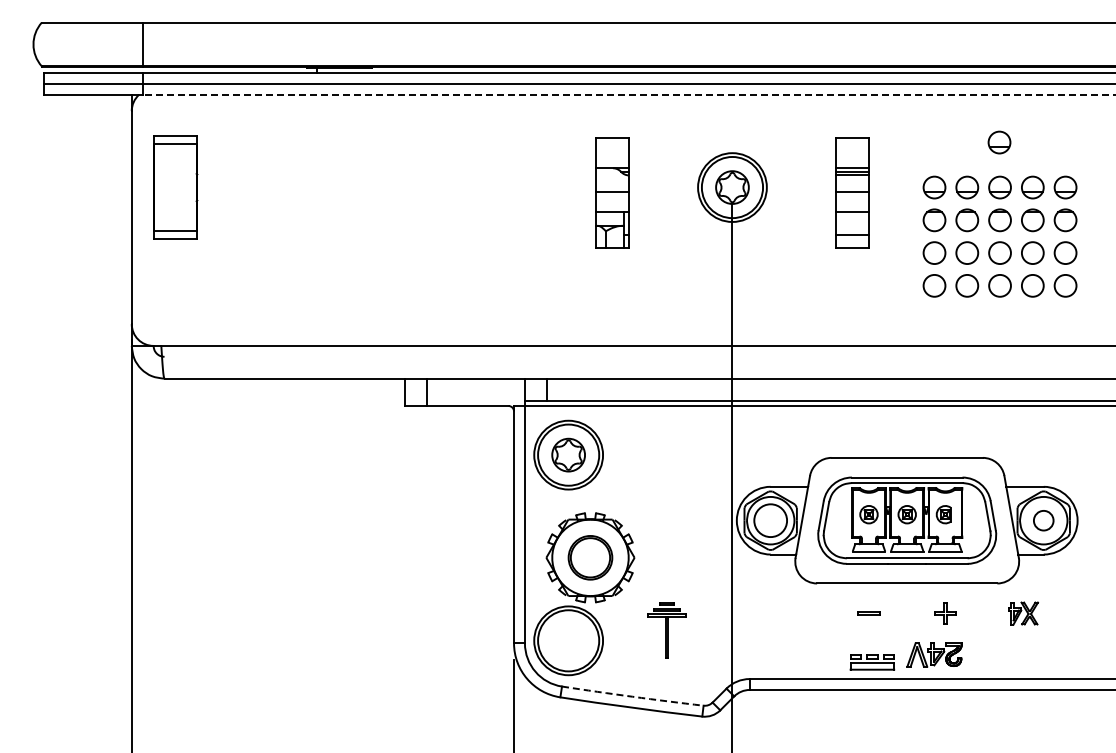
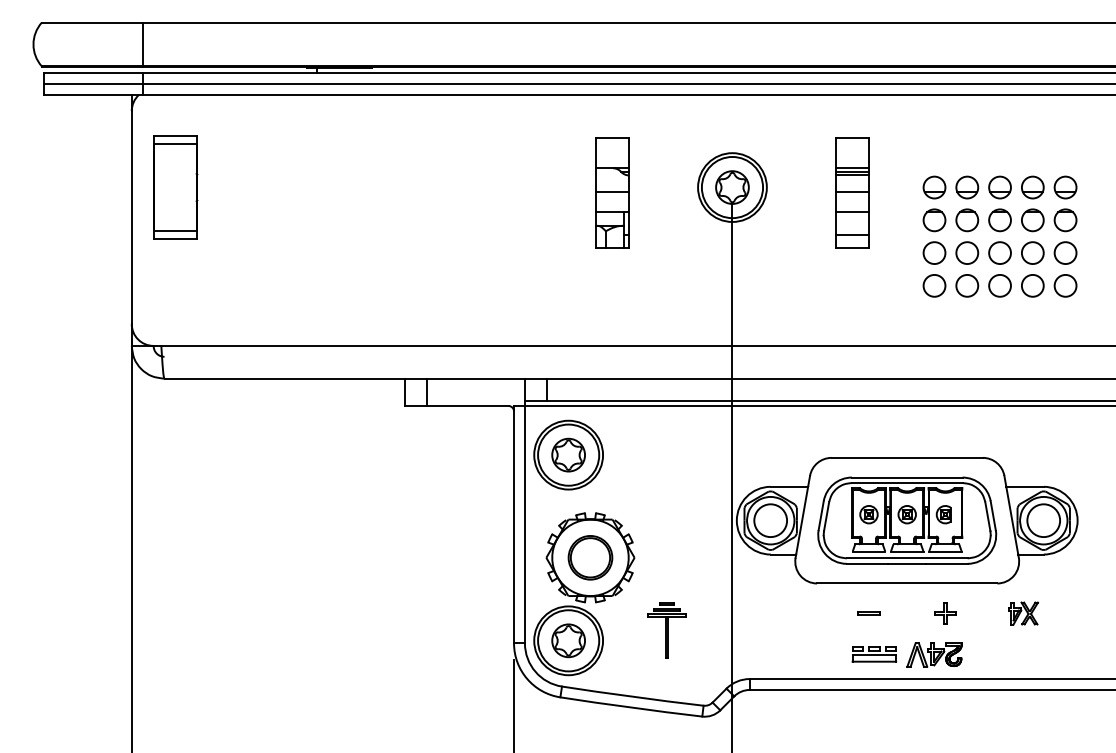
line: dashed -> solid (628, 94)
part: present -> none (999, 142)
circle diameter: 20 px -> 33 px (1043, 520)
part: none -> present (568, 640)
part position: (872, 662) -> (874, 654) (874, 654)
arc: dashed -> solid (632, 696)
